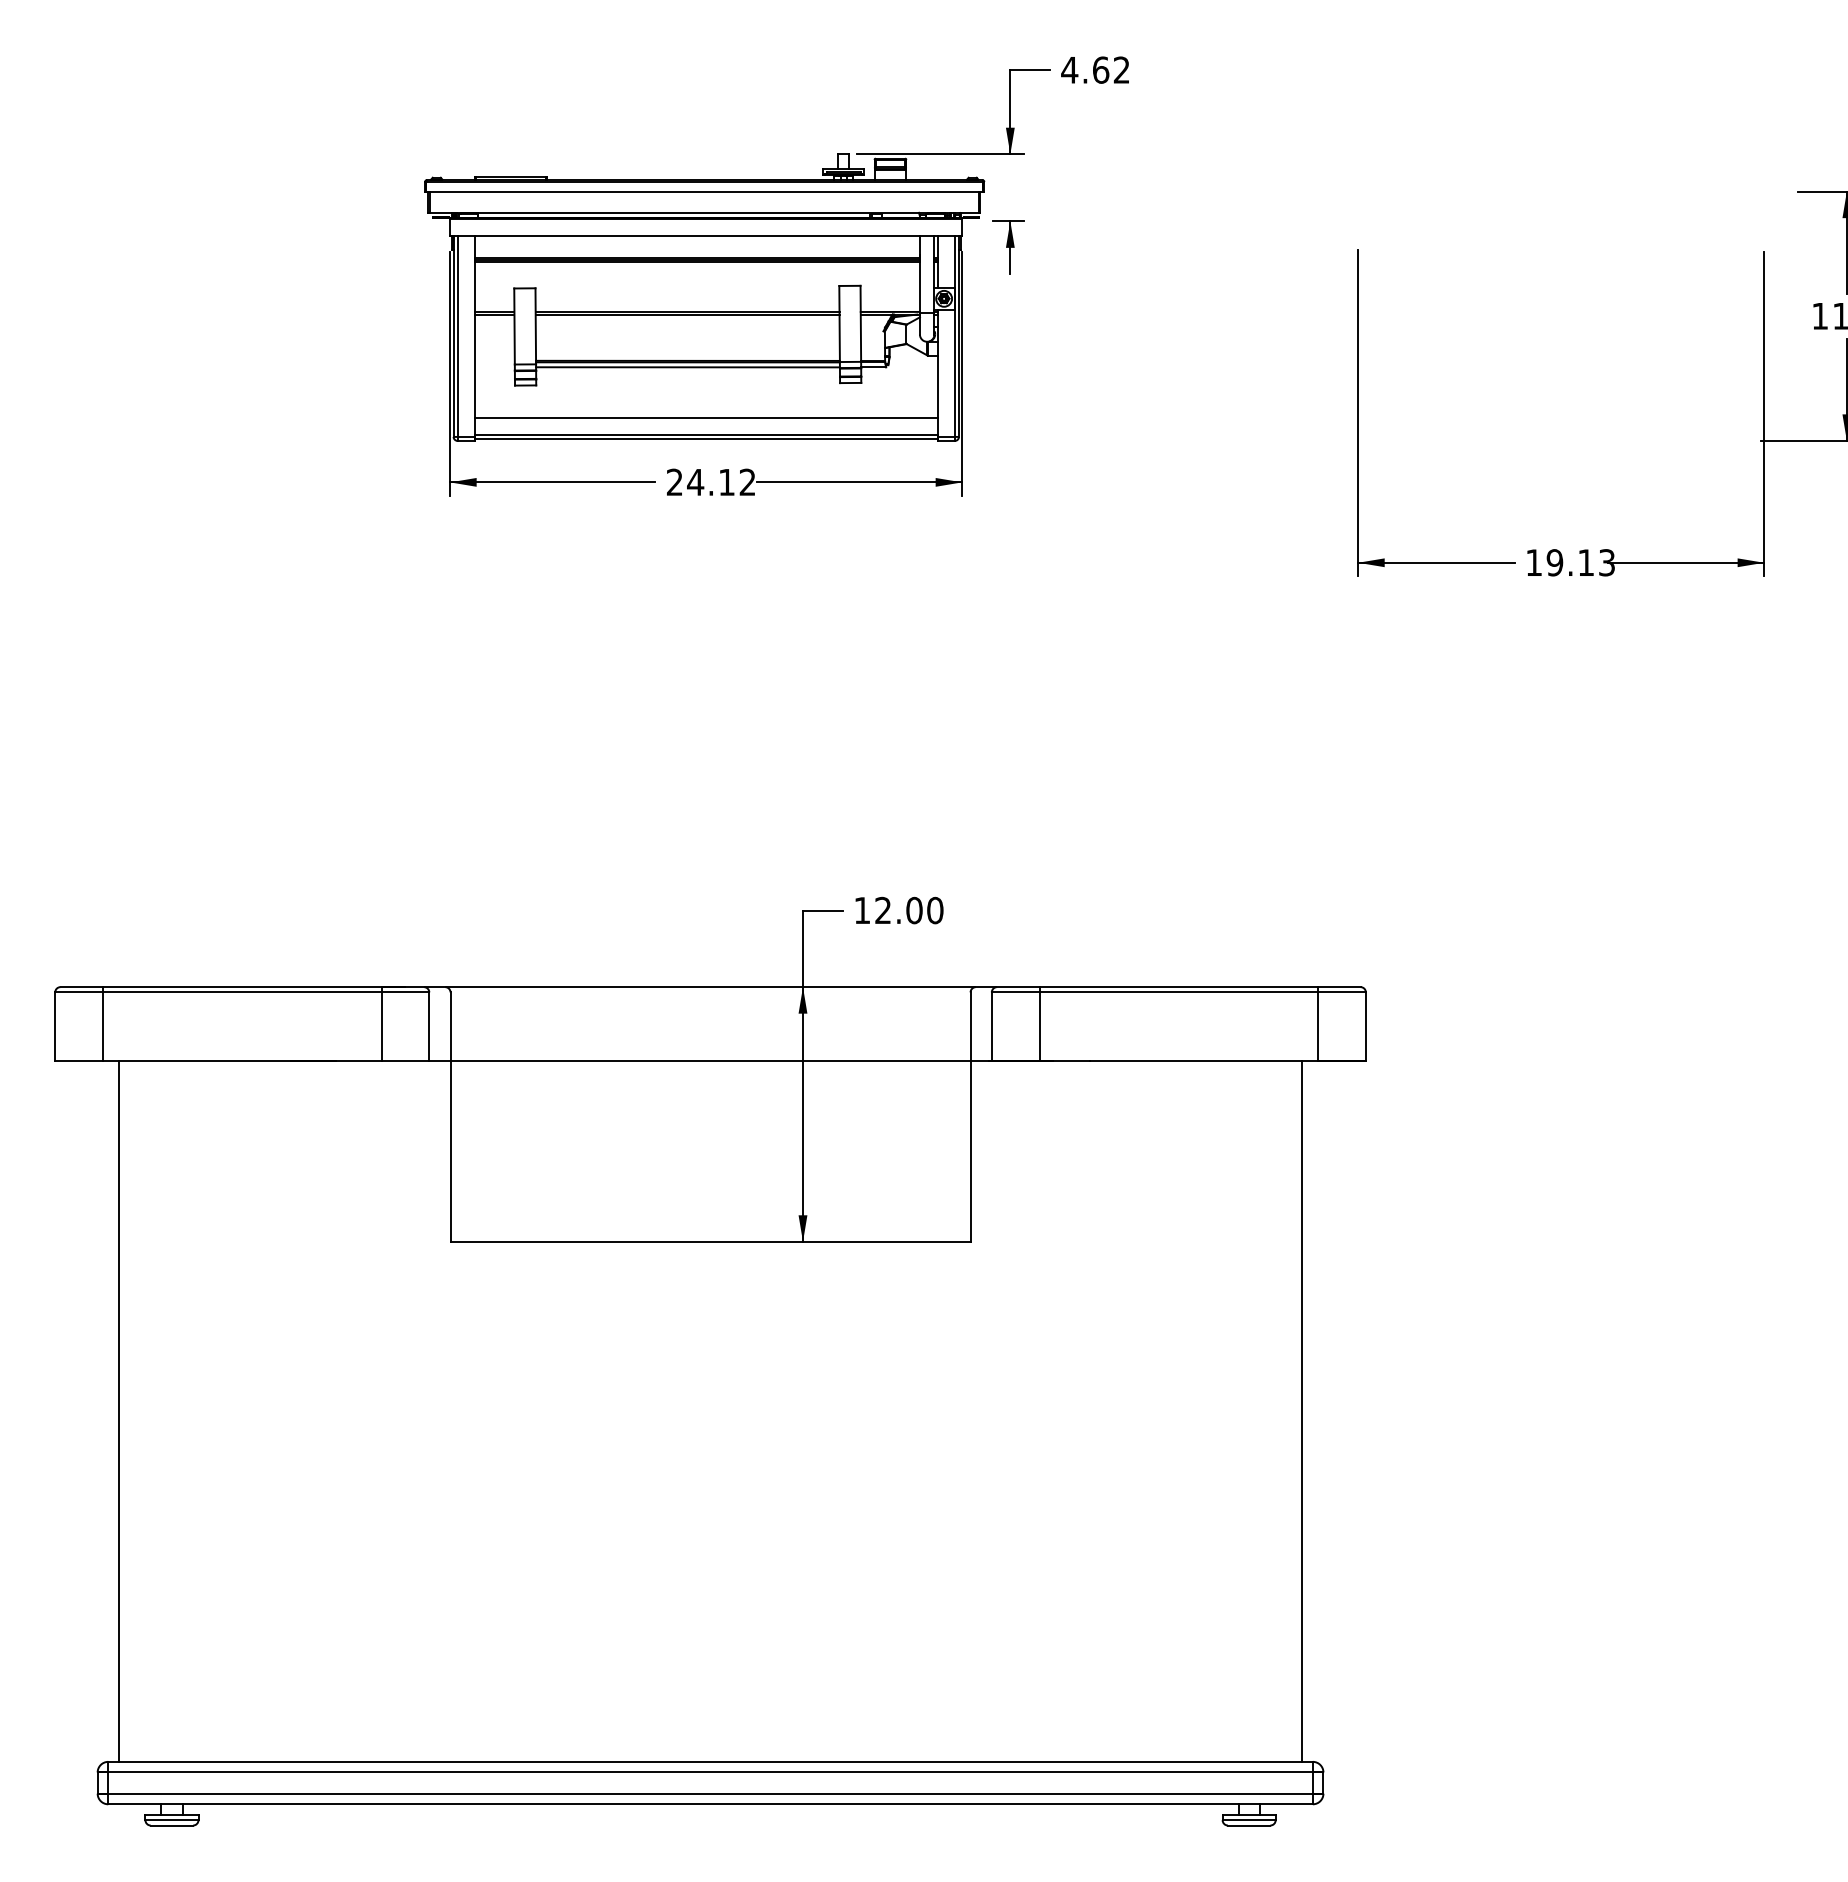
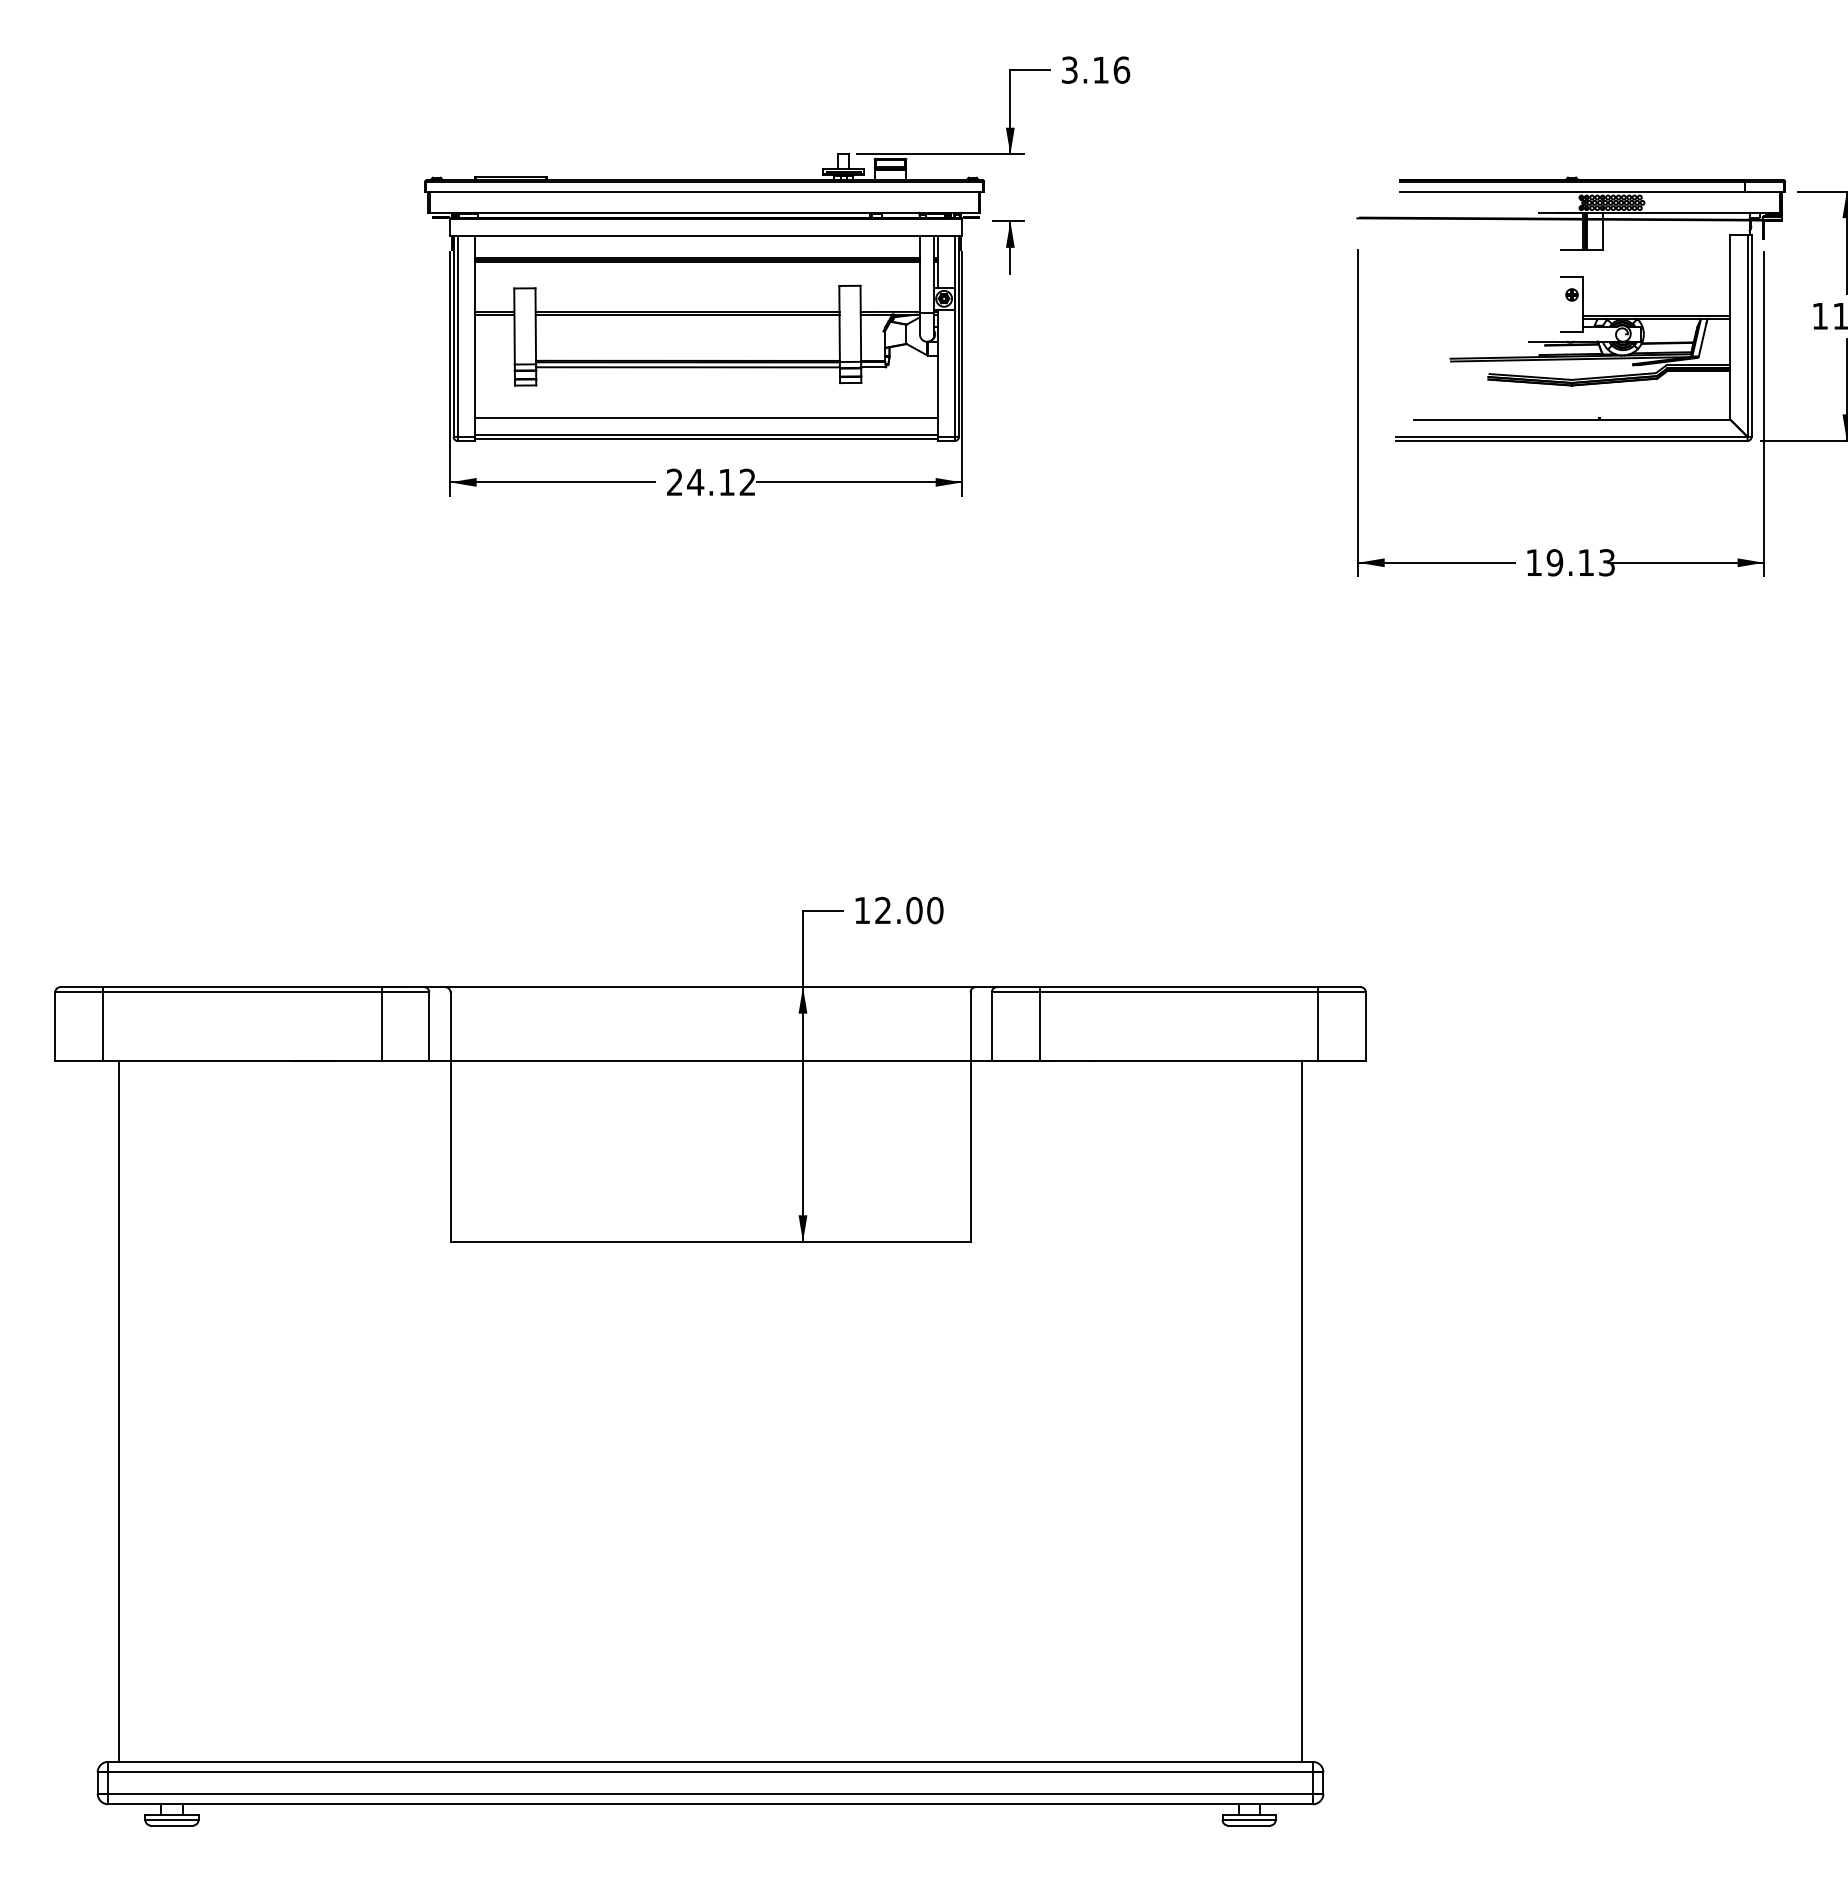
text: 4.62 -> 3.16 (1095, 69)
part: none -> present (1571, 301)
